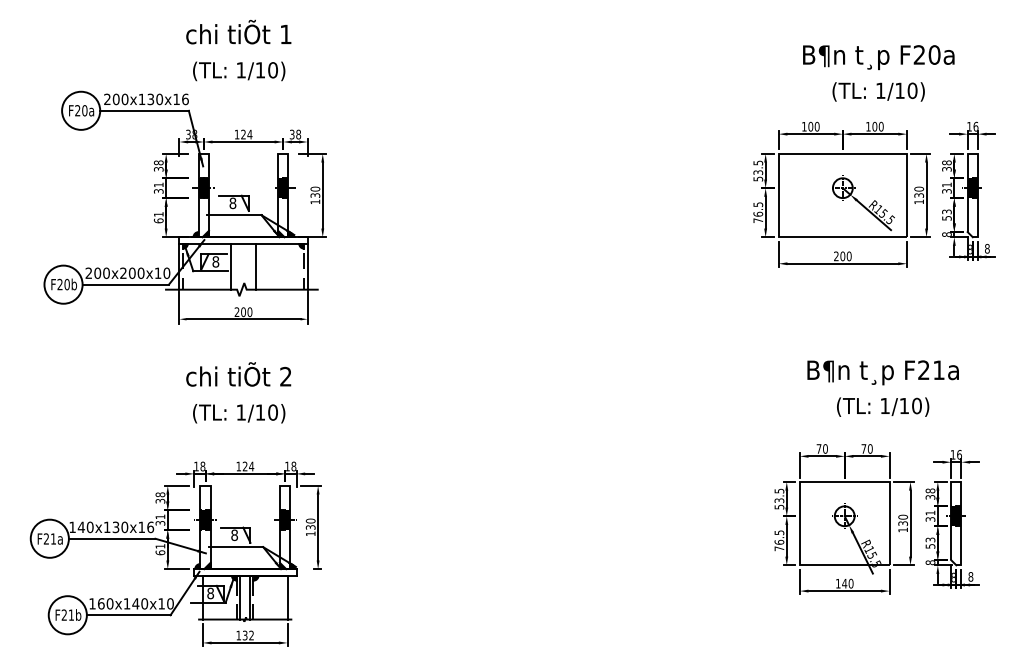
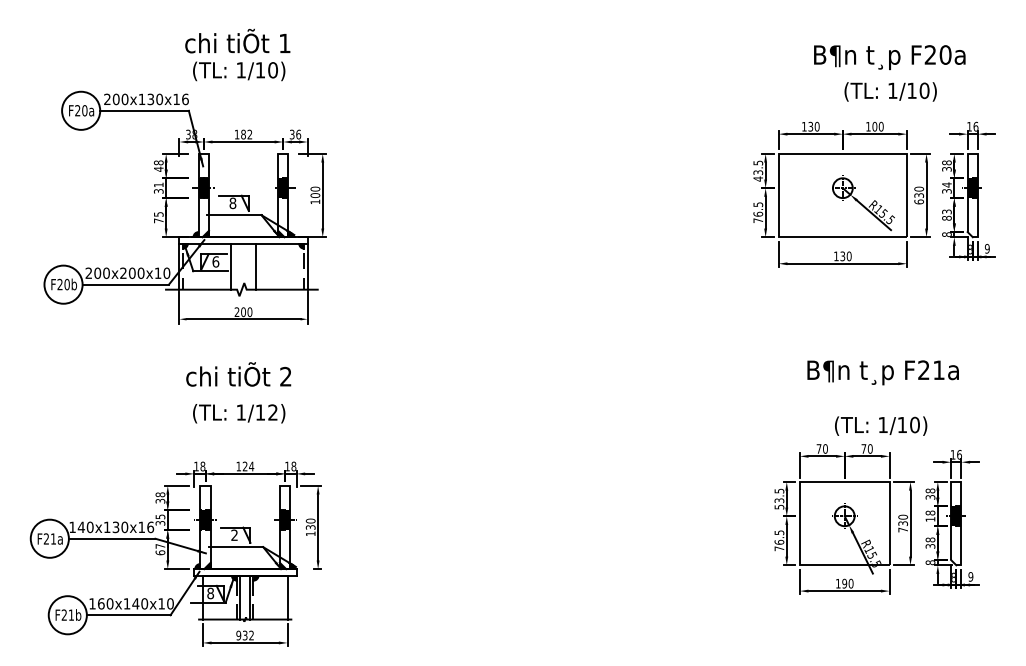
text position: (238, 31) -> (237, 40) (237, 40)
text position: (878, 57) -> (889, 57) (889, 57)
text position: (878, 91) -> (890, 91) (890, 91)
text: 100 -> 130 (810, 126)
text: 124 -> 182 (246, 134)
text: 38 -> 36 (298, 134)
text: 38 -> 48 (158, 168)
text: 53.5 -> 43.5 (758, 178)
text: 31 -> 34 (946, 184)
text: 130 -> 100 (315, 195)
text: 130 -> 630 (918, 201)
text: 61 -> 75 (158, 217)
text: 53 -> 83 (946, 217)
text: 8 -> 9 (986, 248)
text: 200 -> 130 (839, 256)
text: 8 -> 6 (215, 261)
text position: (883, 406) -> (881, 425) (881, 425)
text: 1/10) -> 1/12) (272, 412)
text: 31 -> 18 (930, 515)
text: 31 -> 35 (160, 516)
text: 130 -> 730 (902, 529)
text: 8 -> 2 (234, 535)
text: 53 -> 38 (930, 542)
text: 61 -> 67 (160, 546)
text: 8 -> 9 (970, 576)
text: 140 -> 190 (844, 583)
text: 132 -> 932 (238, 635)
